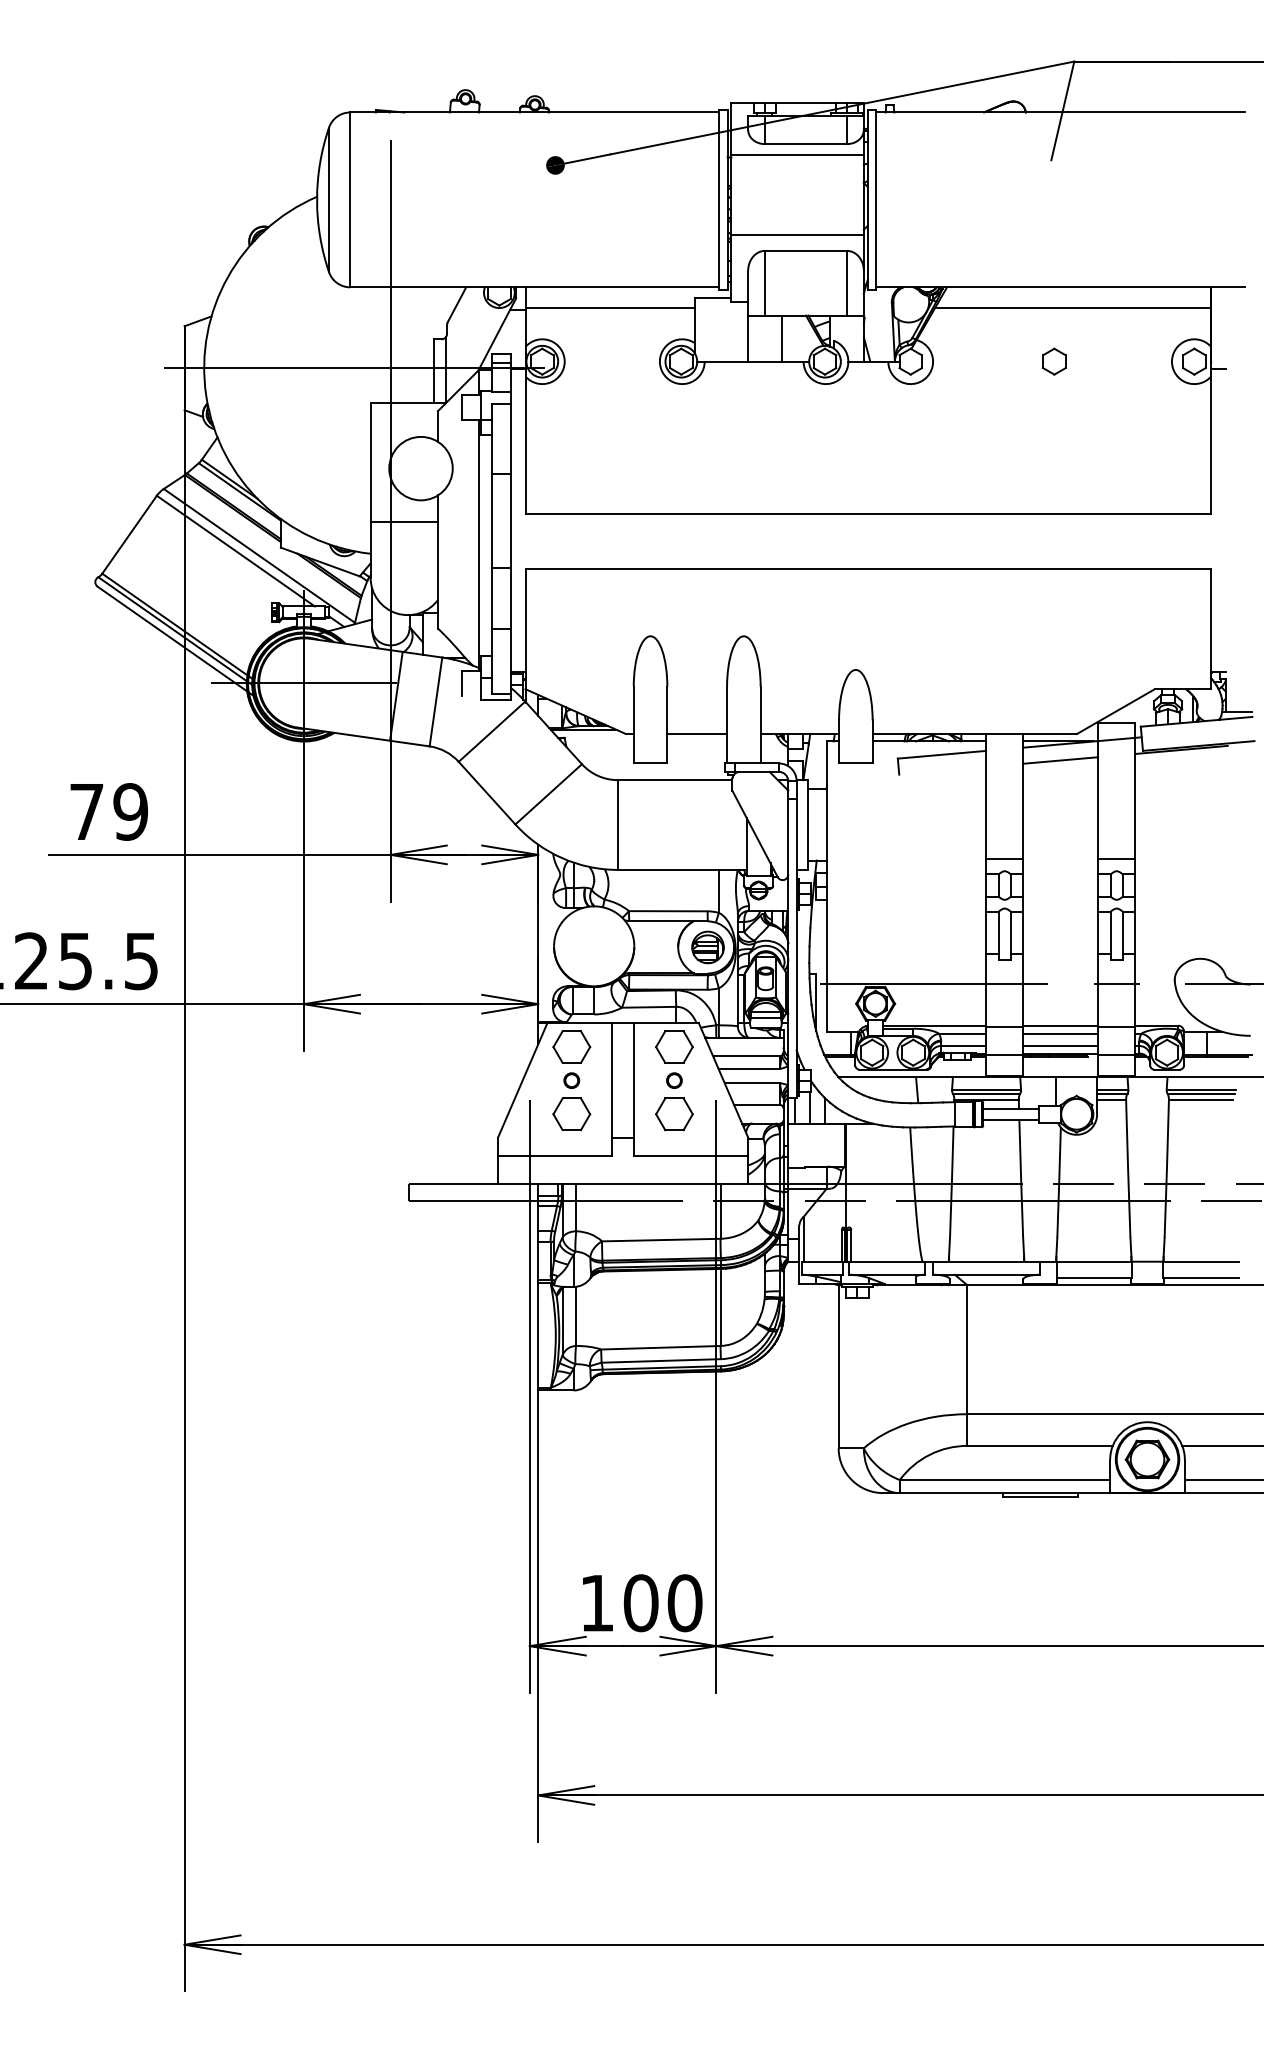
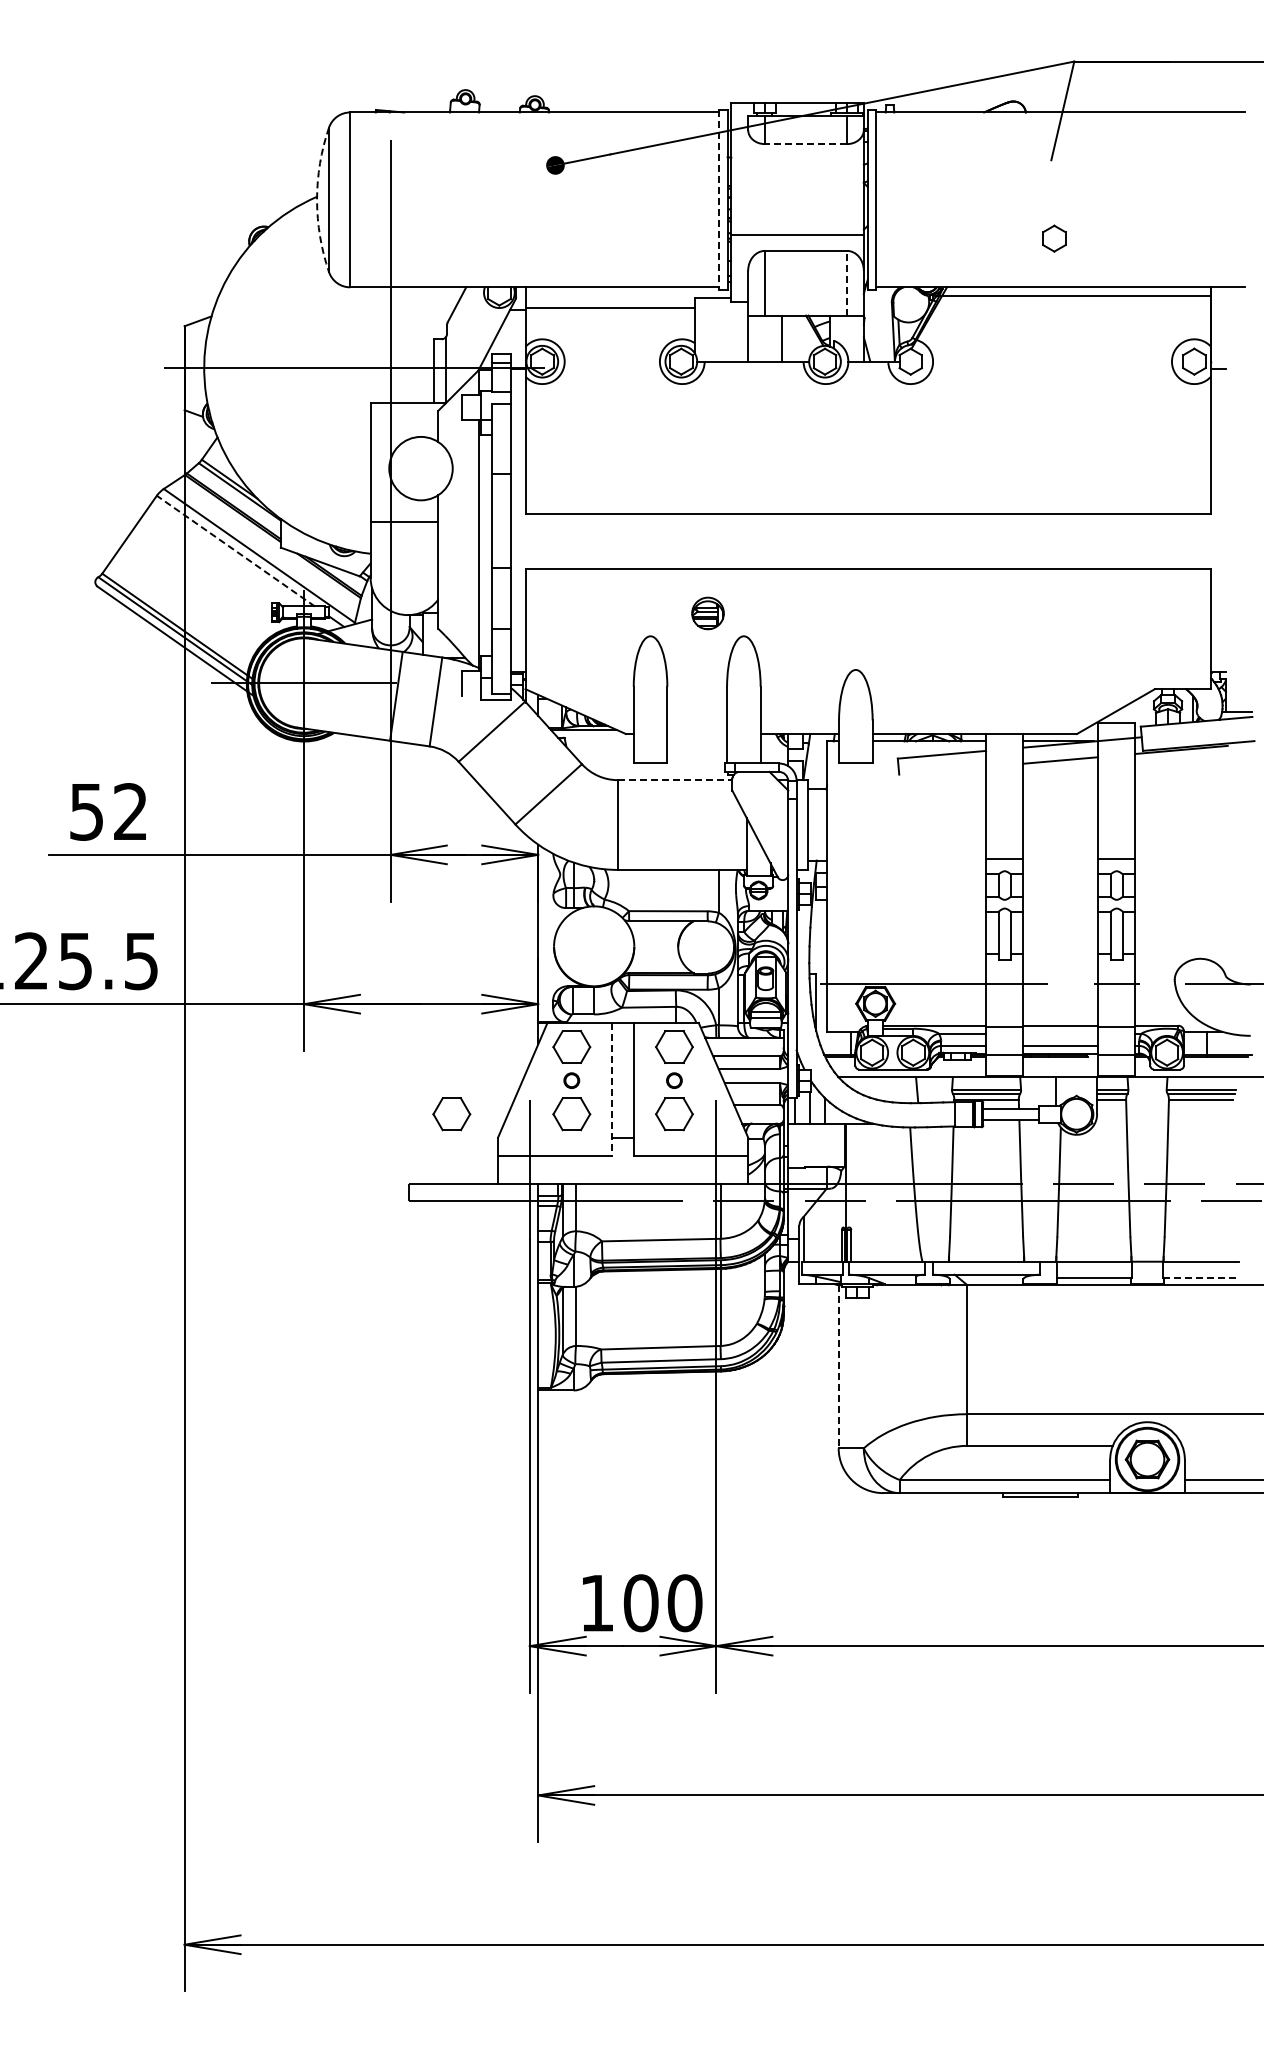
line: solid -> dashed (805, 144)
line: present -> none (797, 155)
arc: solid -> dashed (317, 199)
line: solid -> dashed (719, 199)
line: solid -> dashed (847, 282)
line position: (1072, 308) -> (1072, 296) (1072, 296)
part position: (1054, 361) -> (1054, 238) (1054, 238)
line: solid -> dashed (235, 551)
line: present -> none (697, 734)
line: solid -> dashed (675, 780)
text: 79 -> 52 (108, 811)
part position: (707, 947) -> (707, 613) (707, 613)
line: present -> none (1060, 1033)
line: solid -> dashed (611, 1089)
part: none -> present (451, 1114)
line: solid -> dashed (1201, 1277)
line: solid -> dashed (838, 1366)
line: present -> none (1221, 1445)
